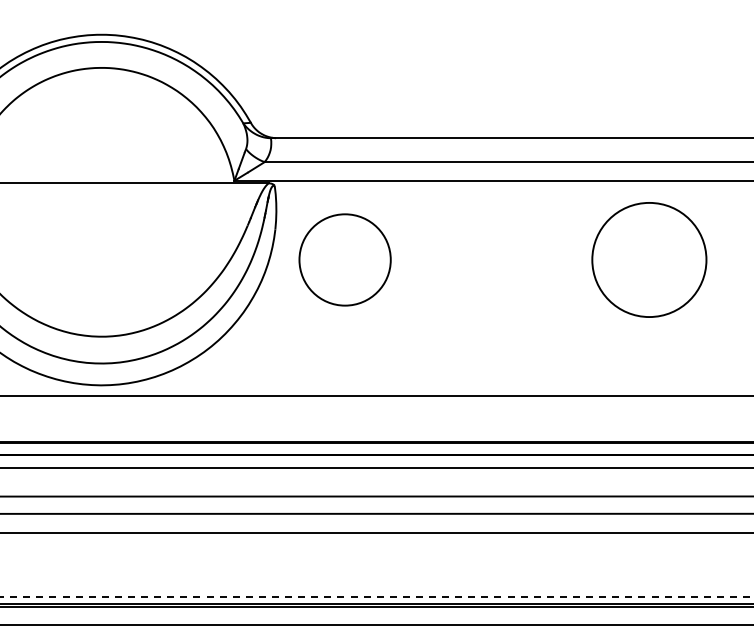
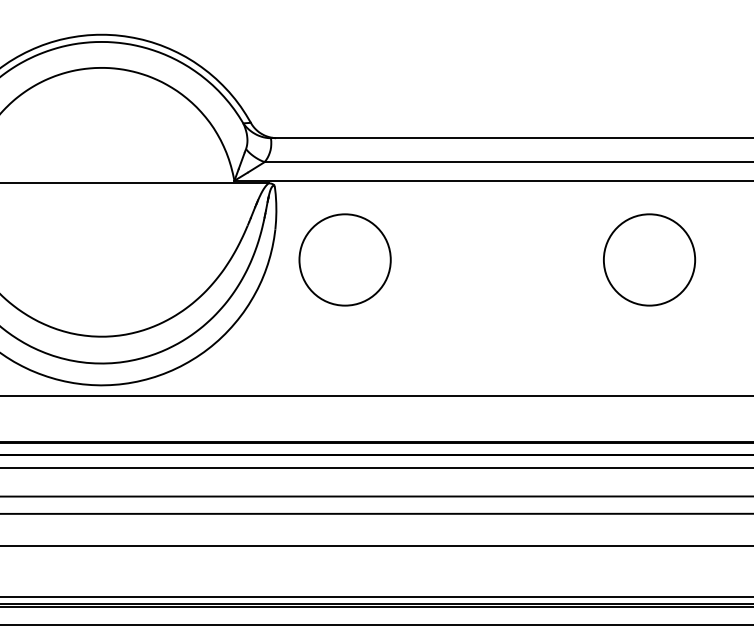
circle size: 117x116 px -> 94x94 px (649, 259)
line position: (376, 533) -> (376, 546) (376, 546)
line: dashed -> solid (377, 597)
